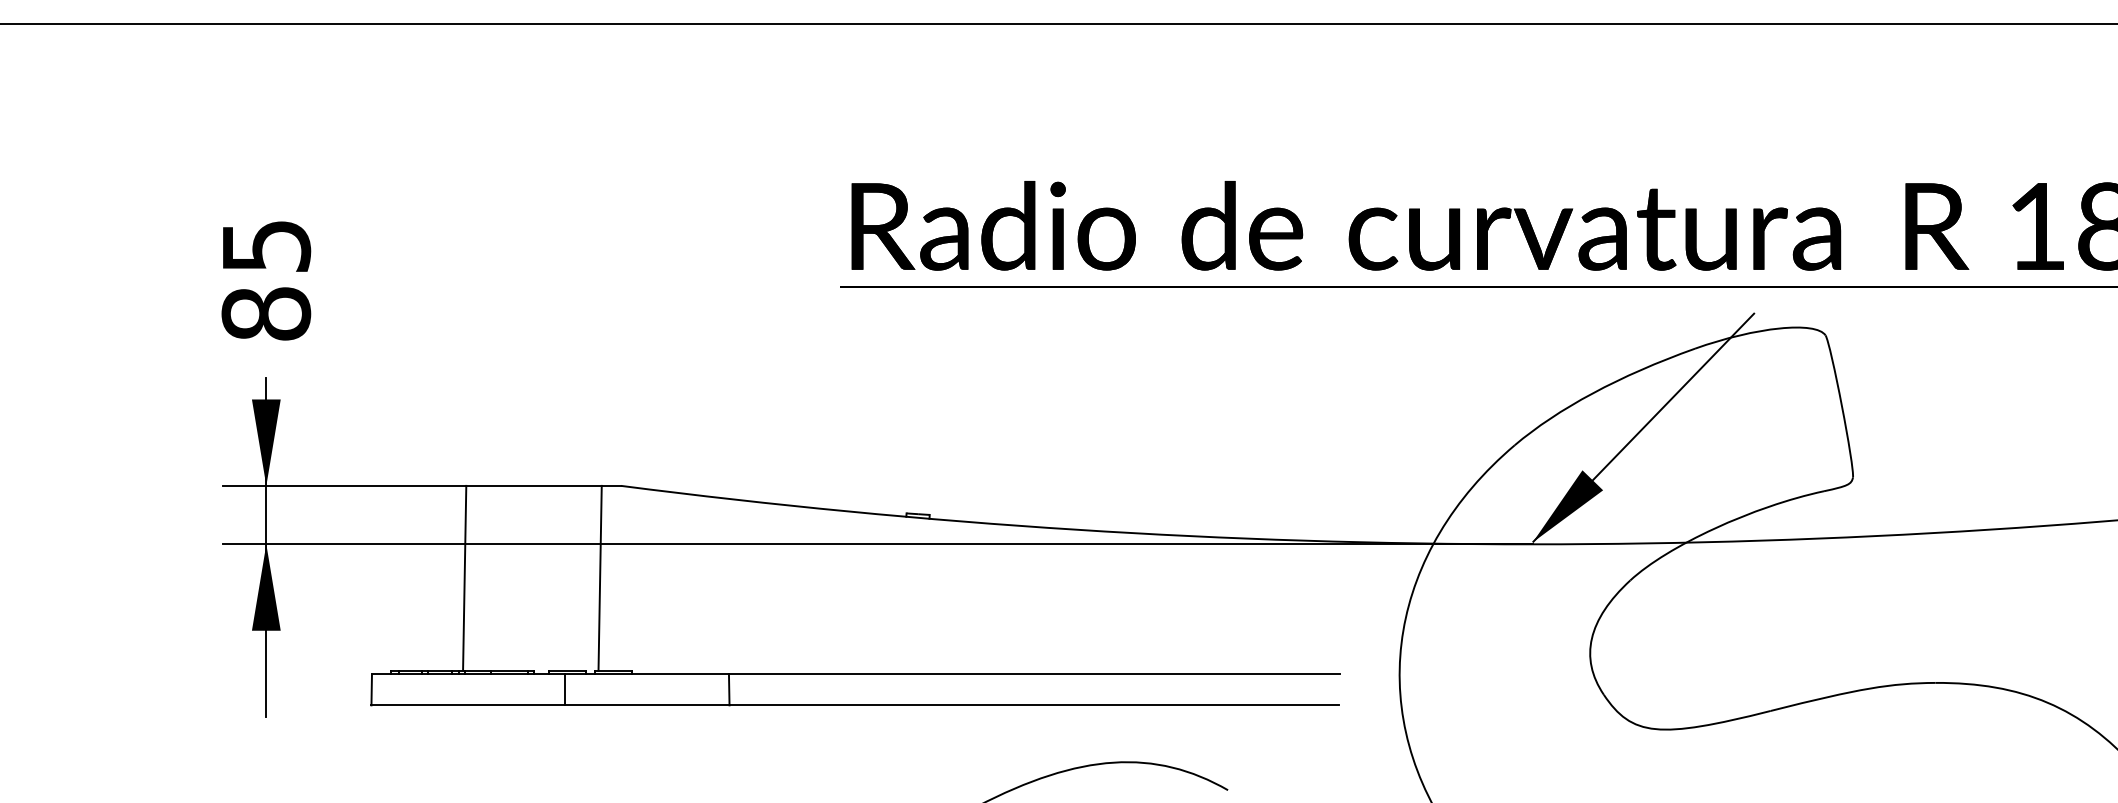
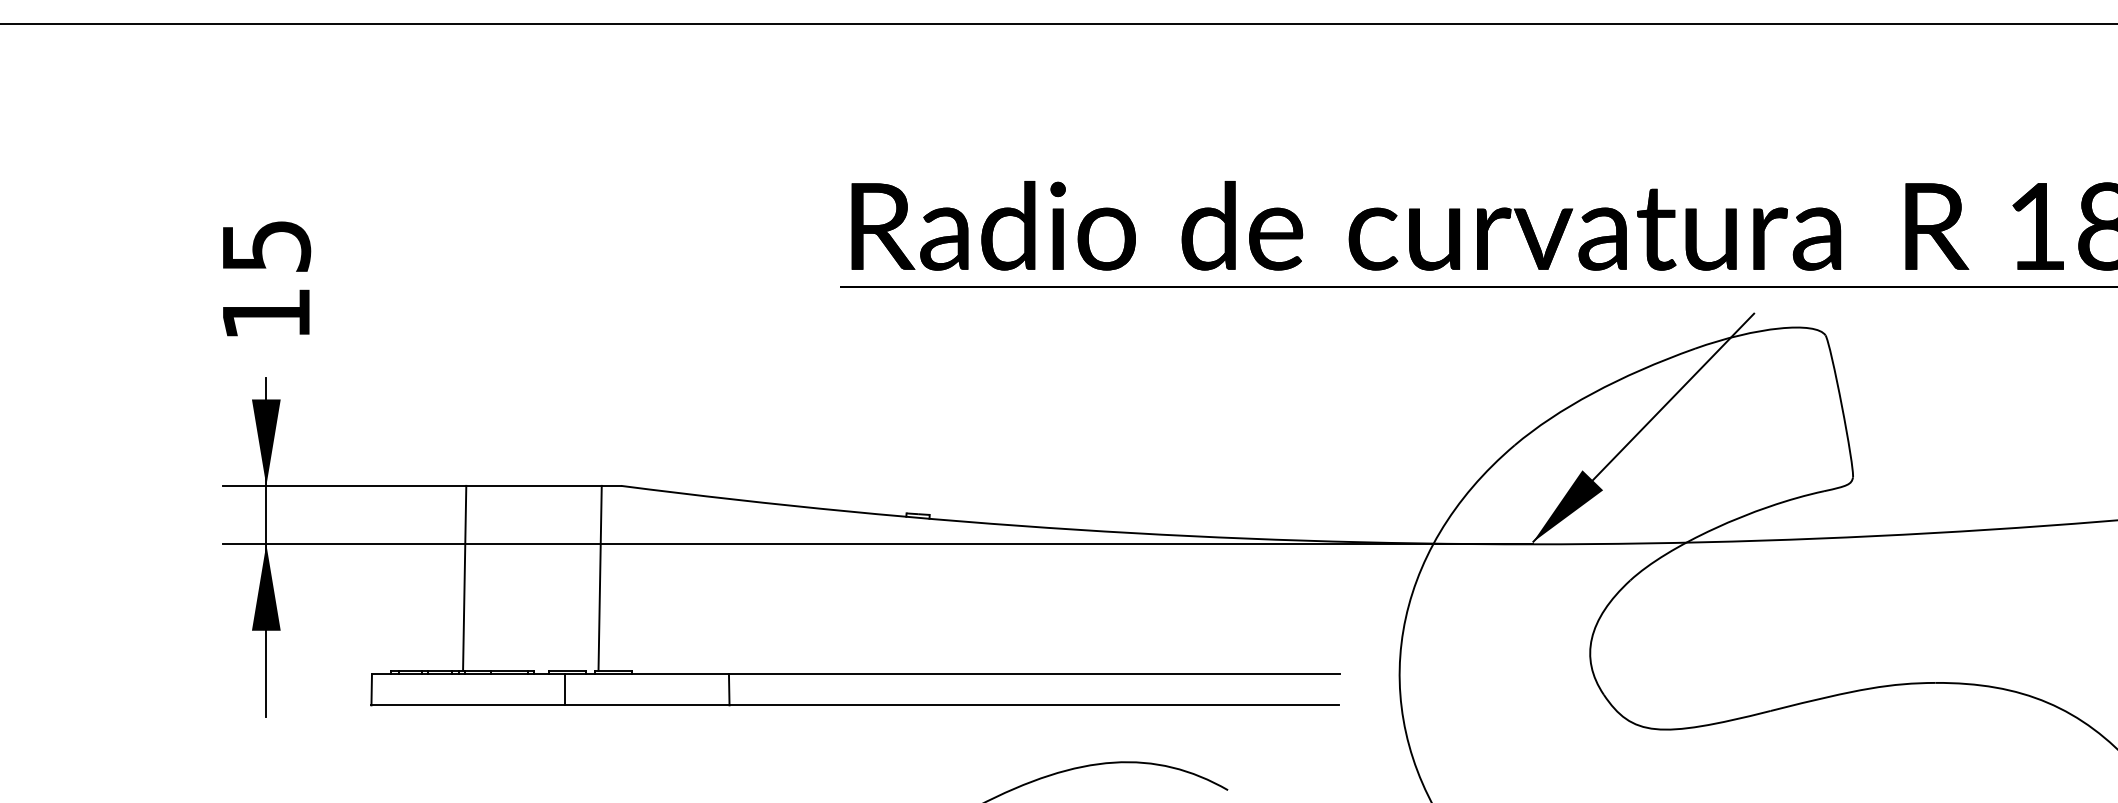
text: 85 -> 15 (266, 313)
